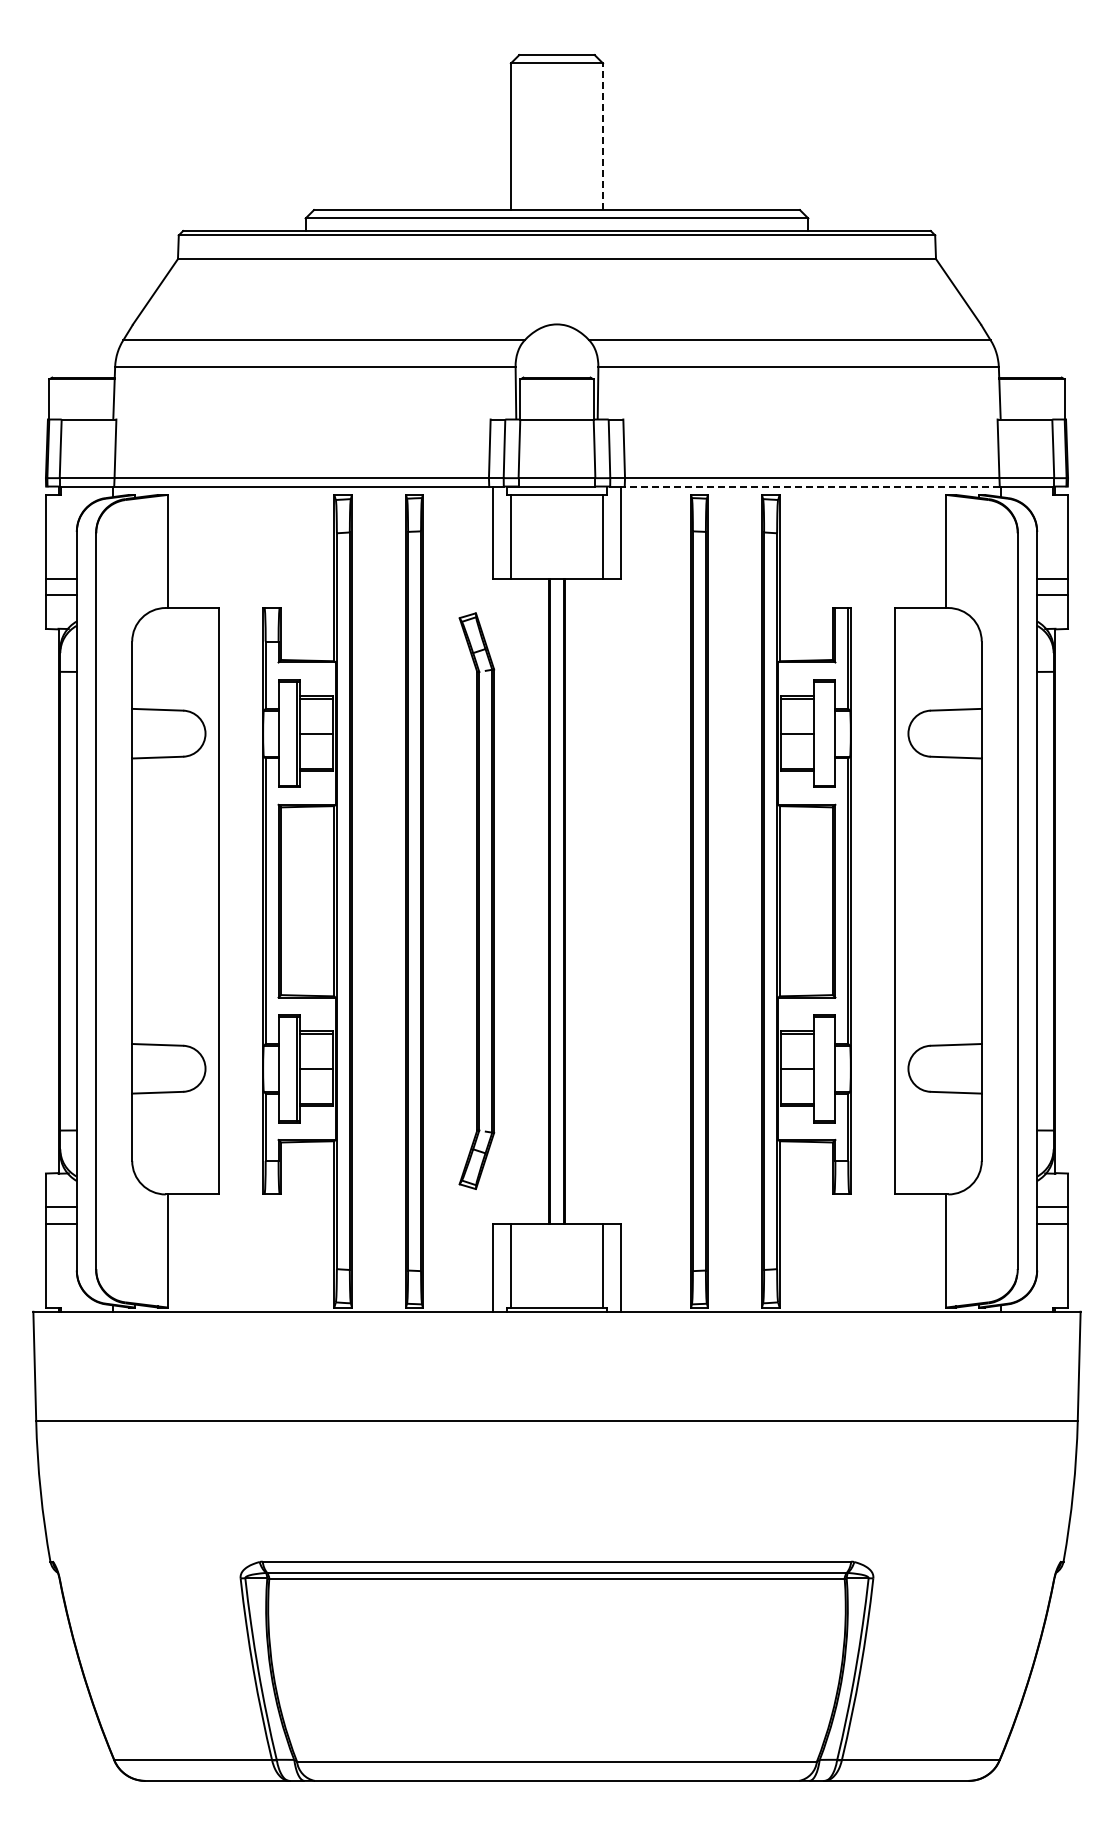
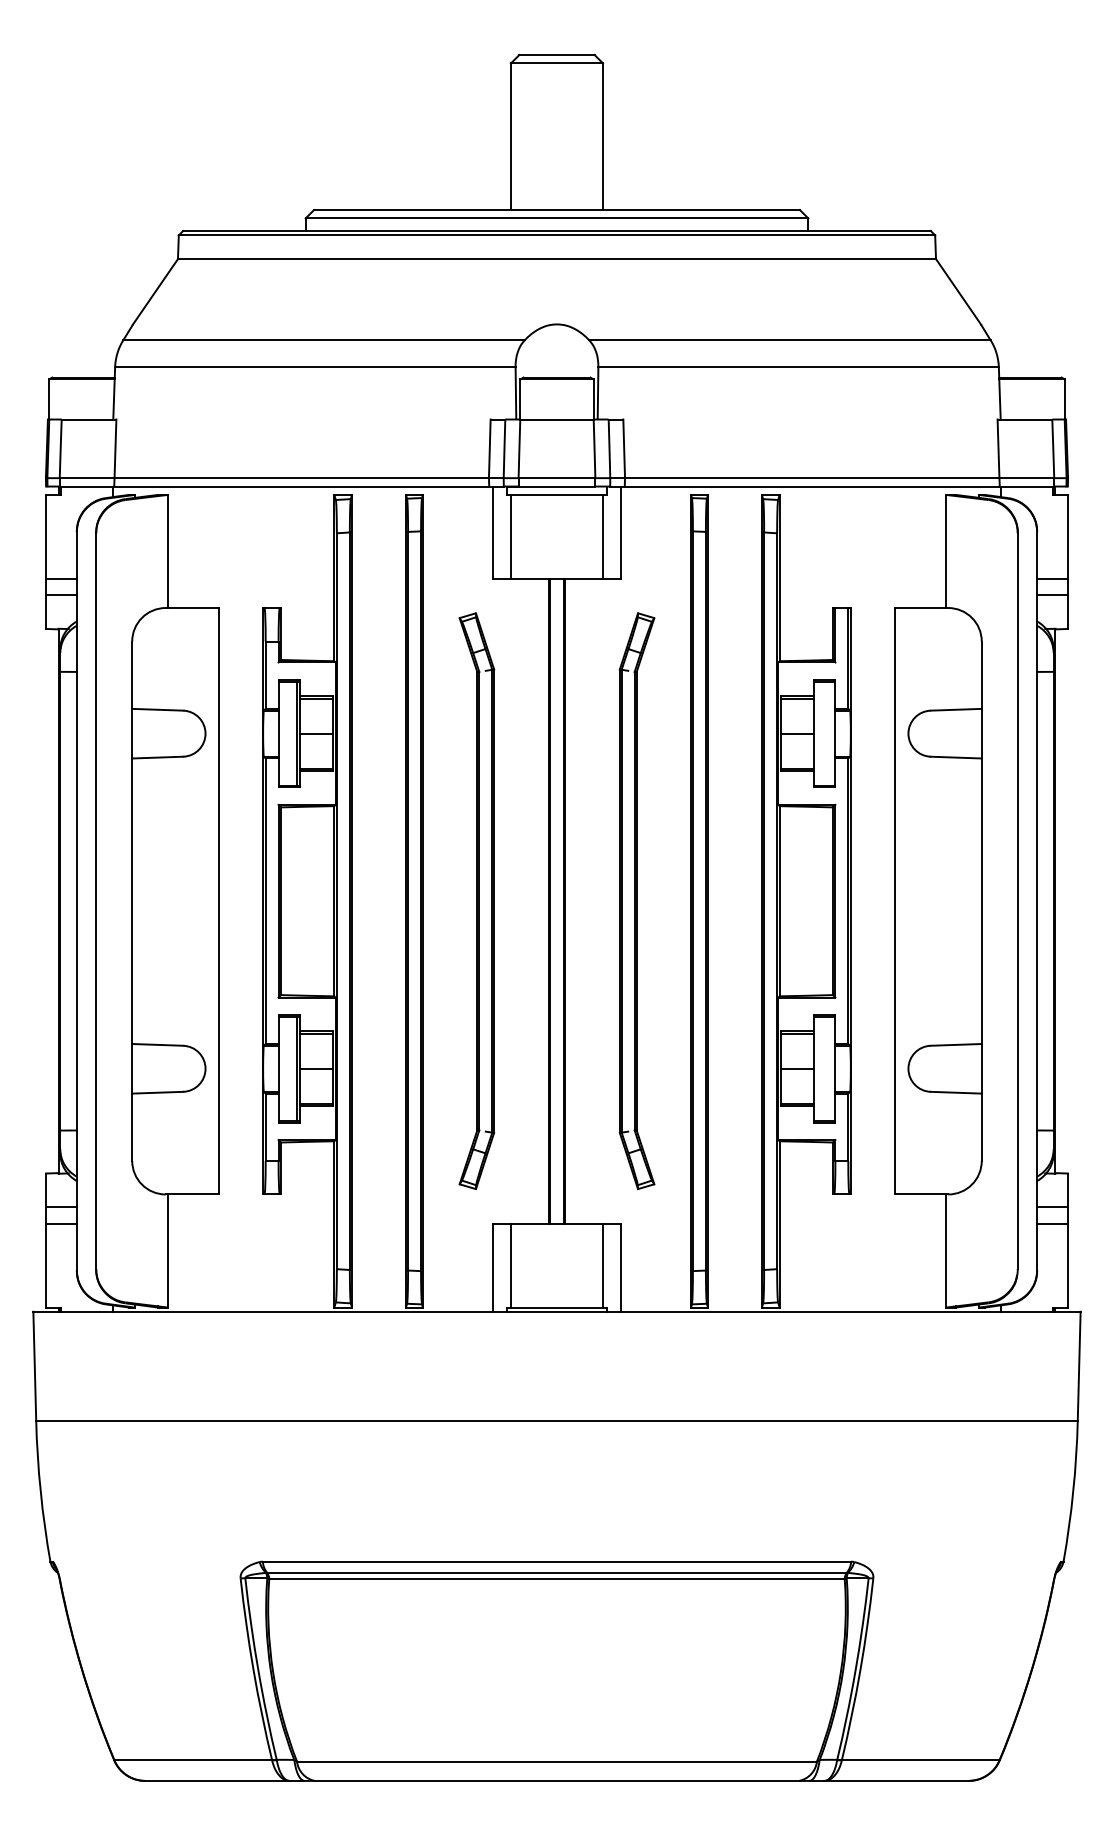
line: dashed -> solid (603, 136)
line: dashed -> solid (812, 486)
part: none -> present (636, 900)
